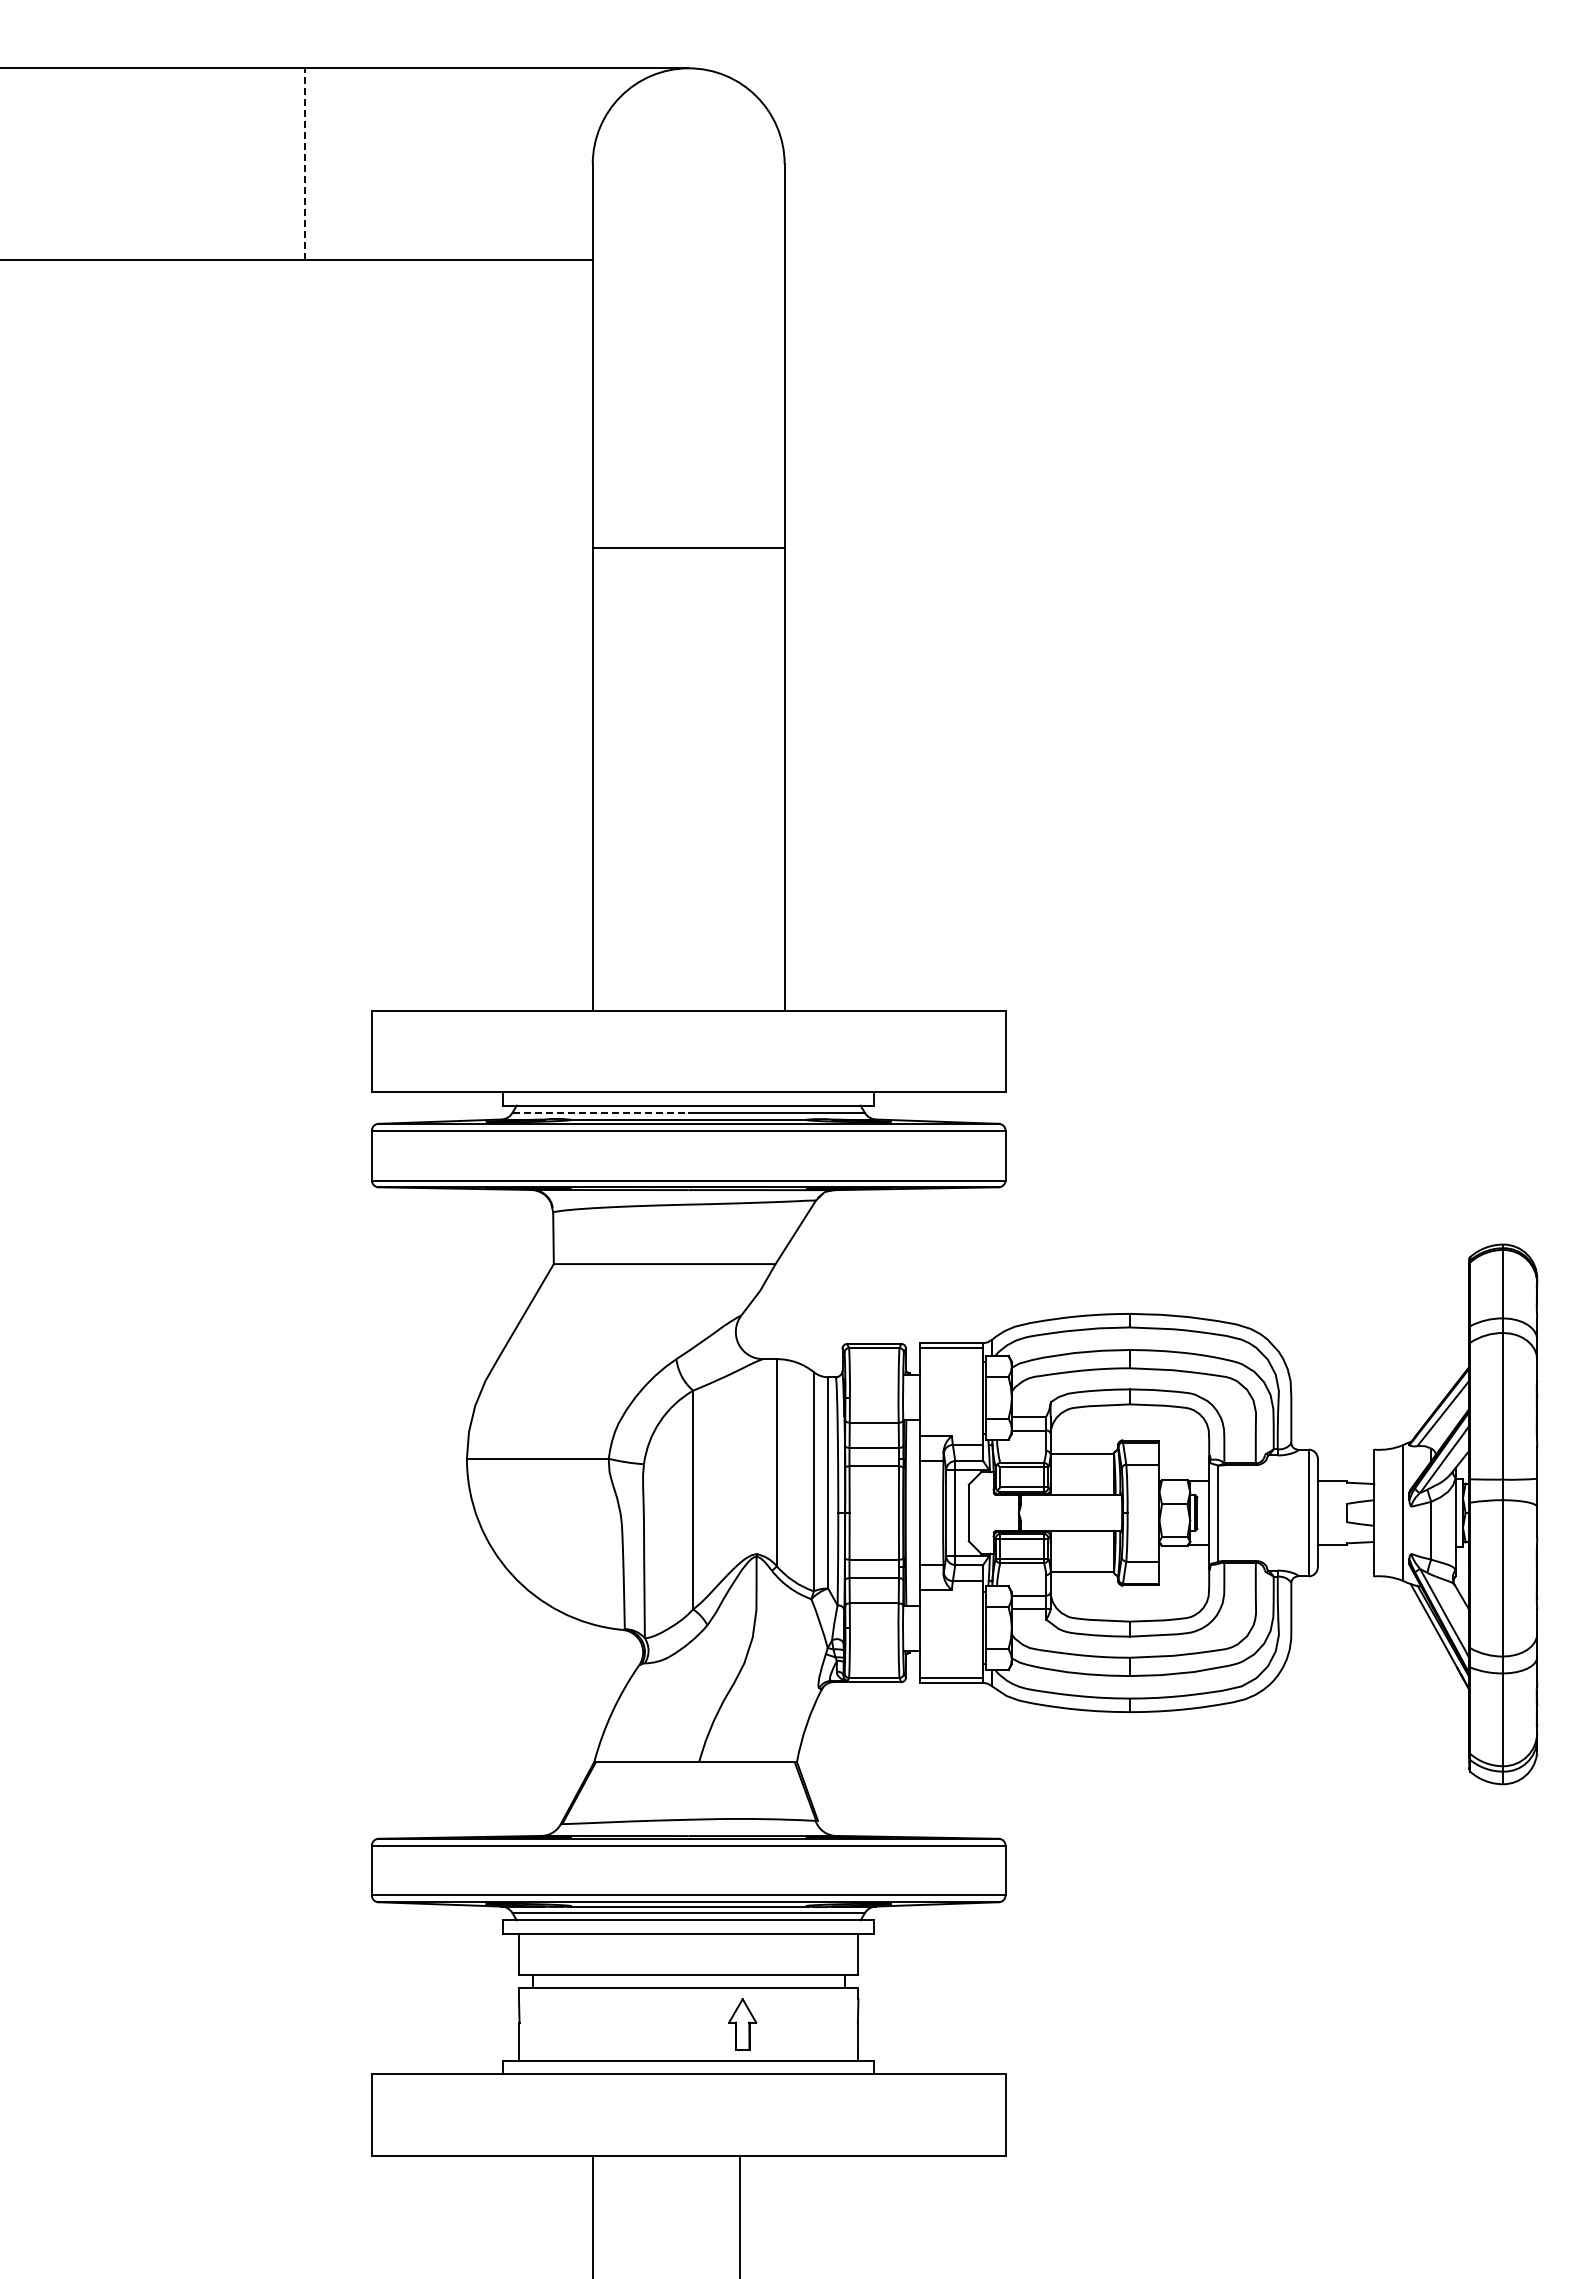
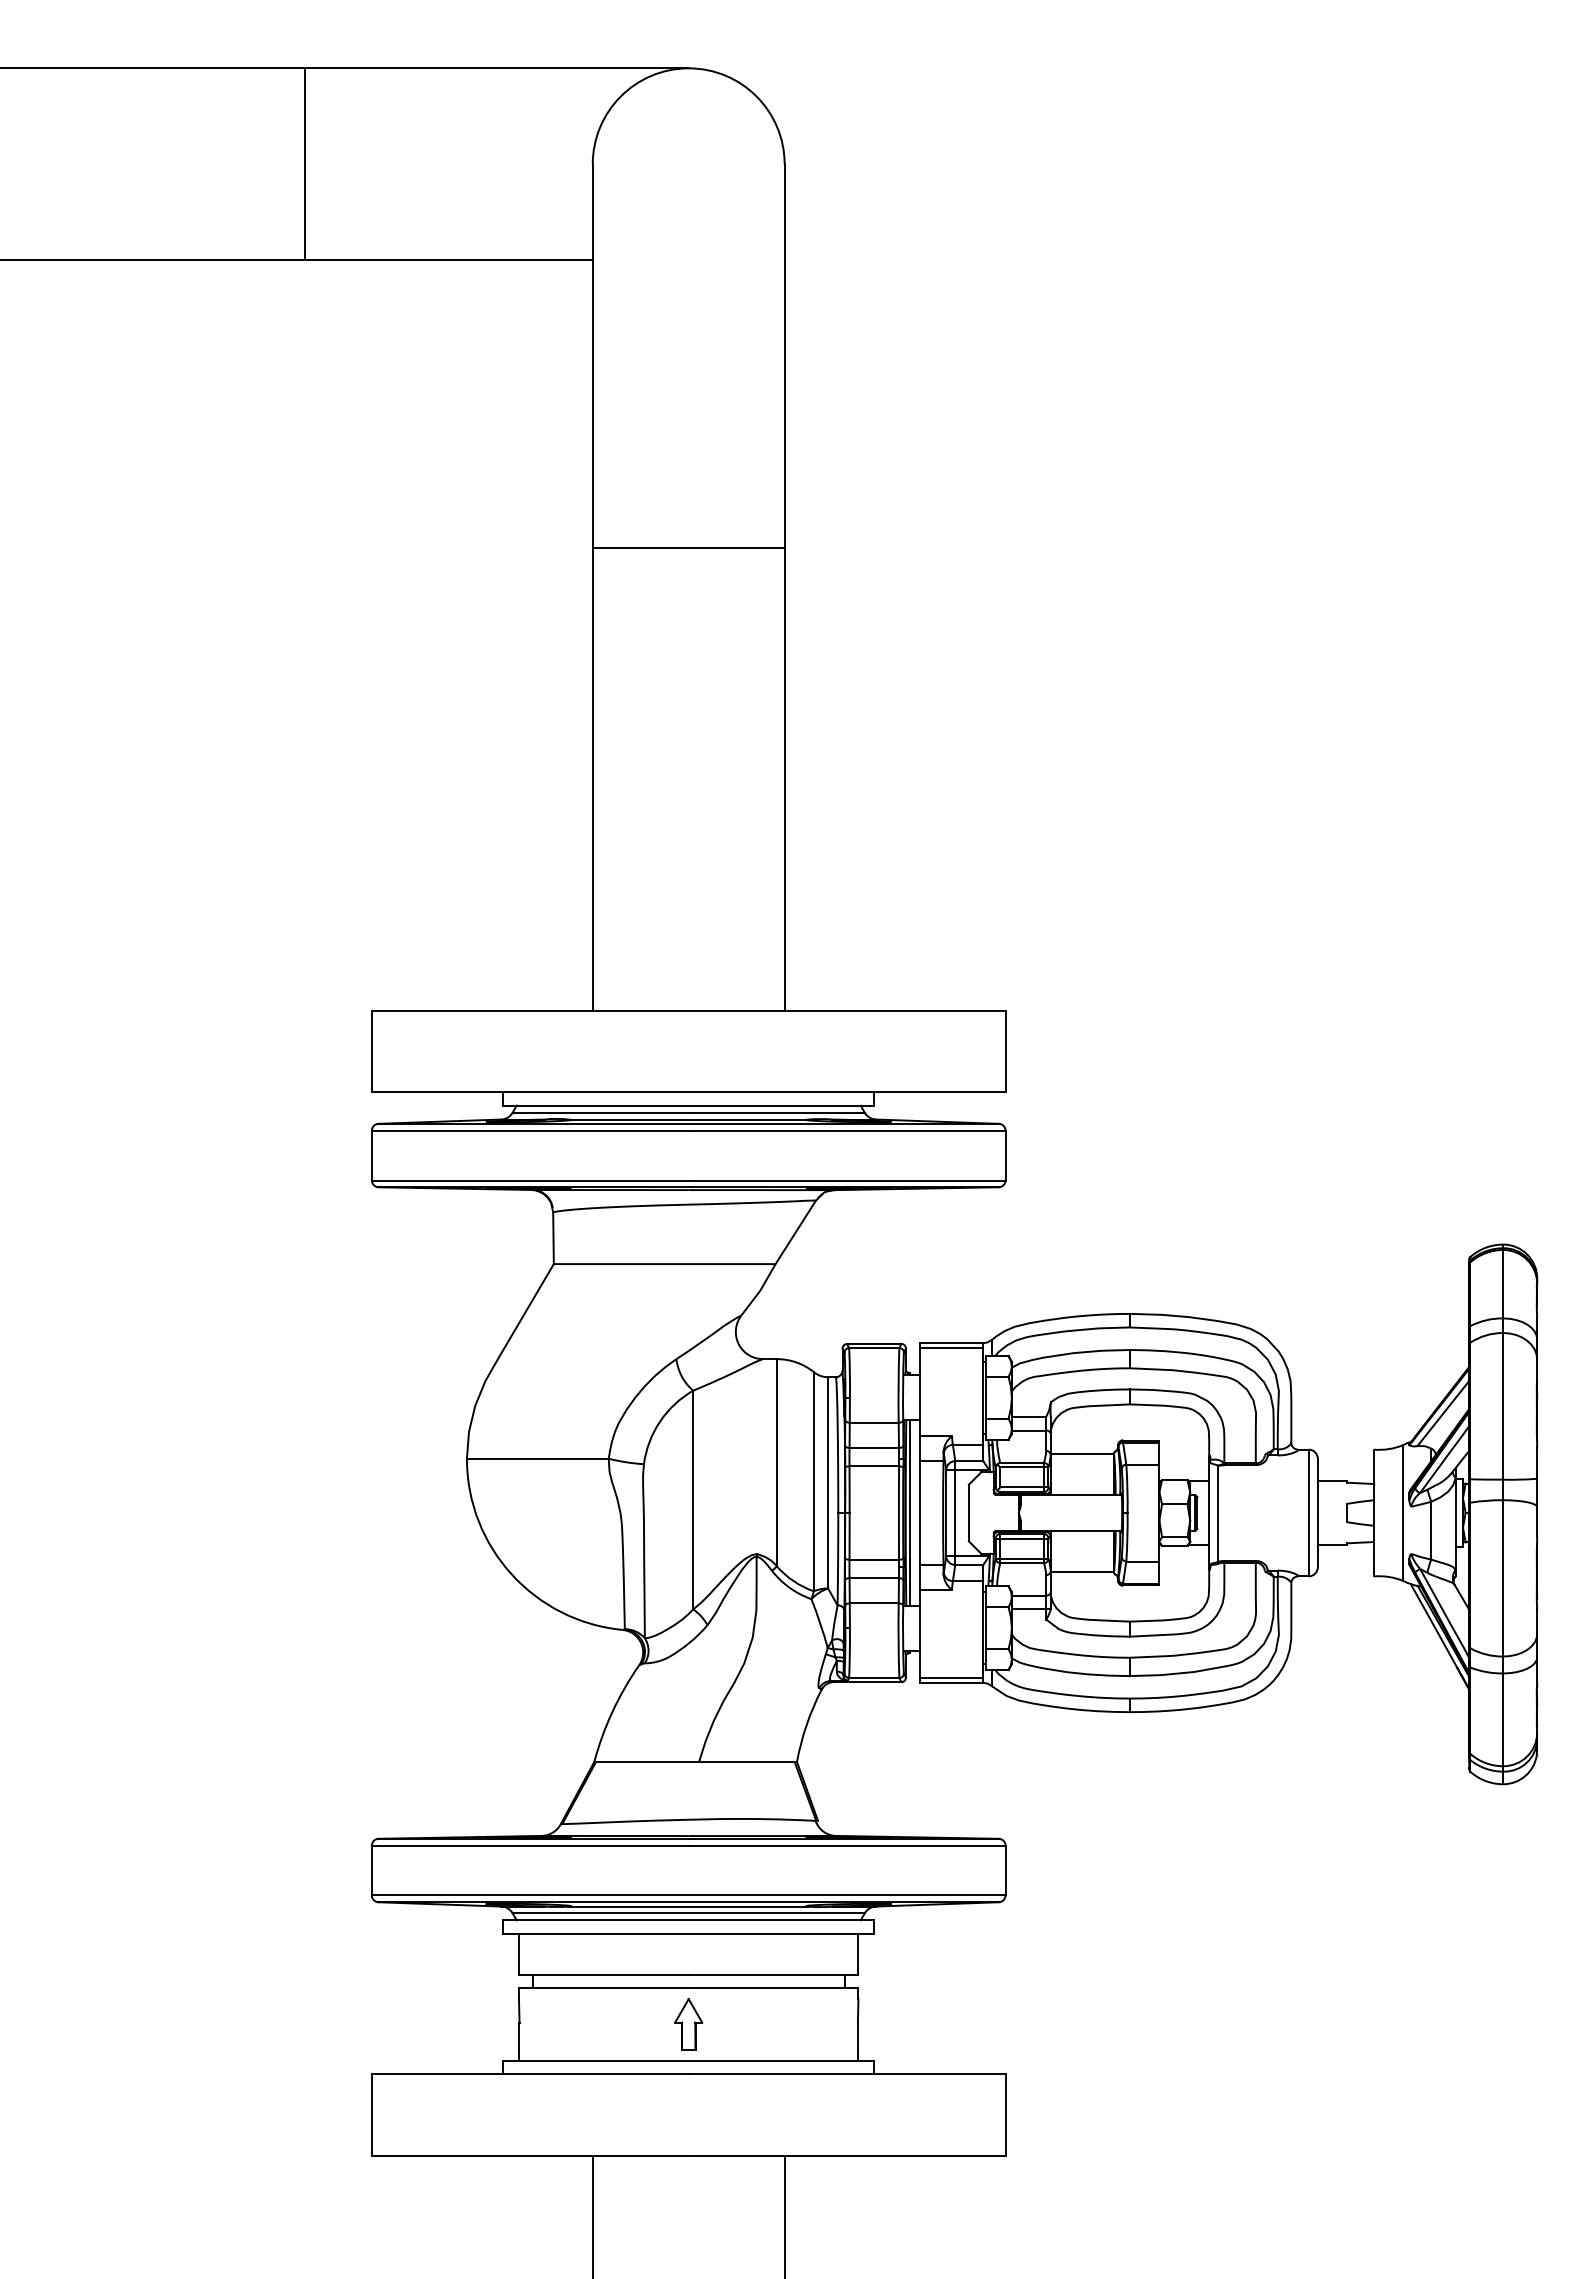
line: dashed -> solid (304, 164)
line: dashed -> solid (601, 1112)
line: none -> present (910, 1512)
part position: (742, 2024) -> (688, 2024) (688, 2024)
line position: (739, 2215) -> (784, 2215) (784, 2215)
